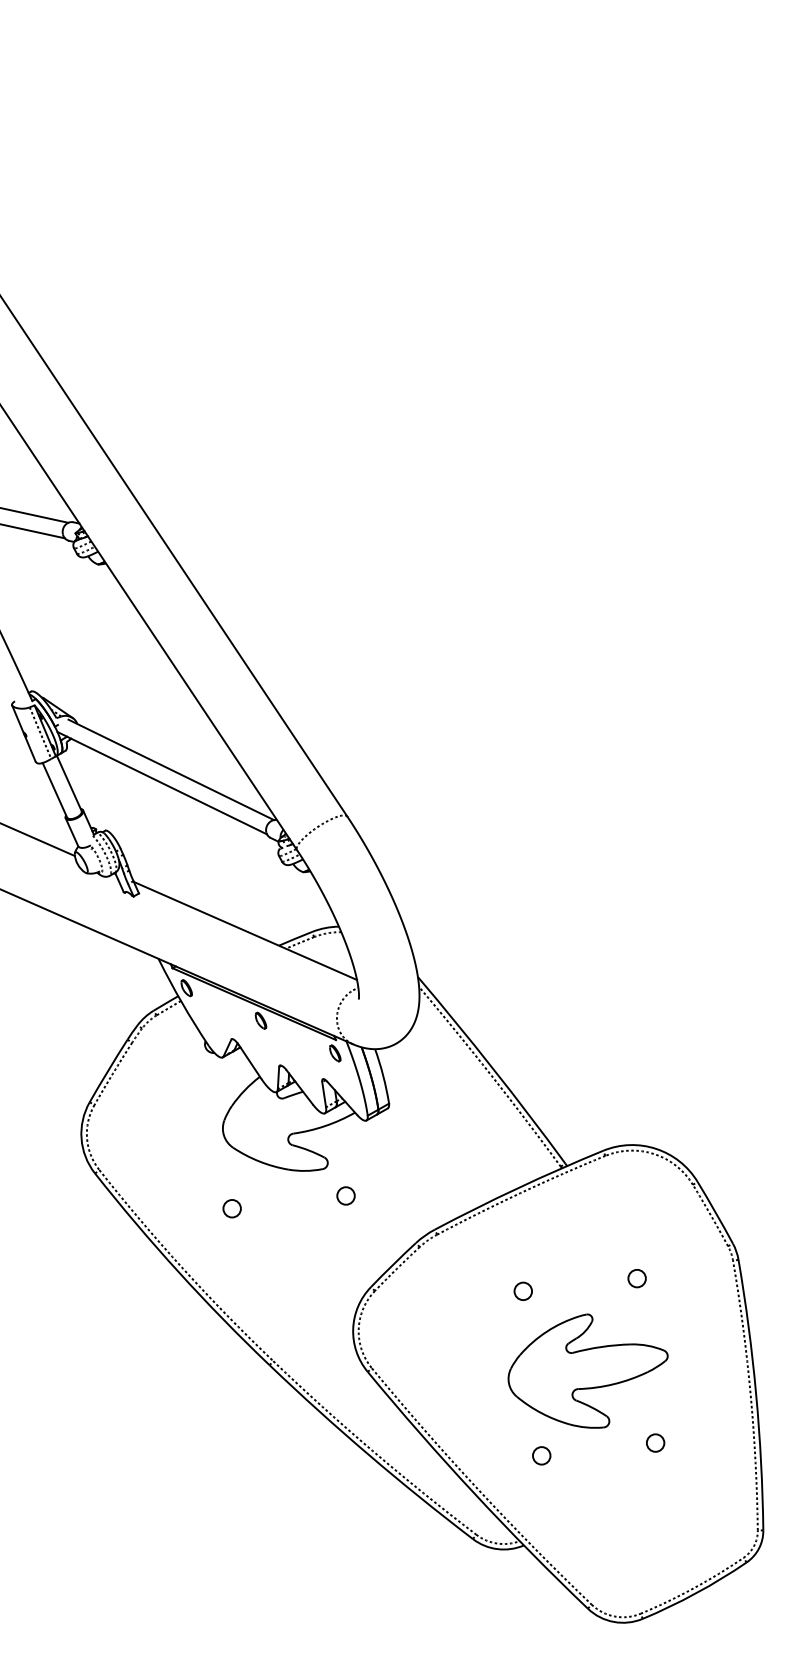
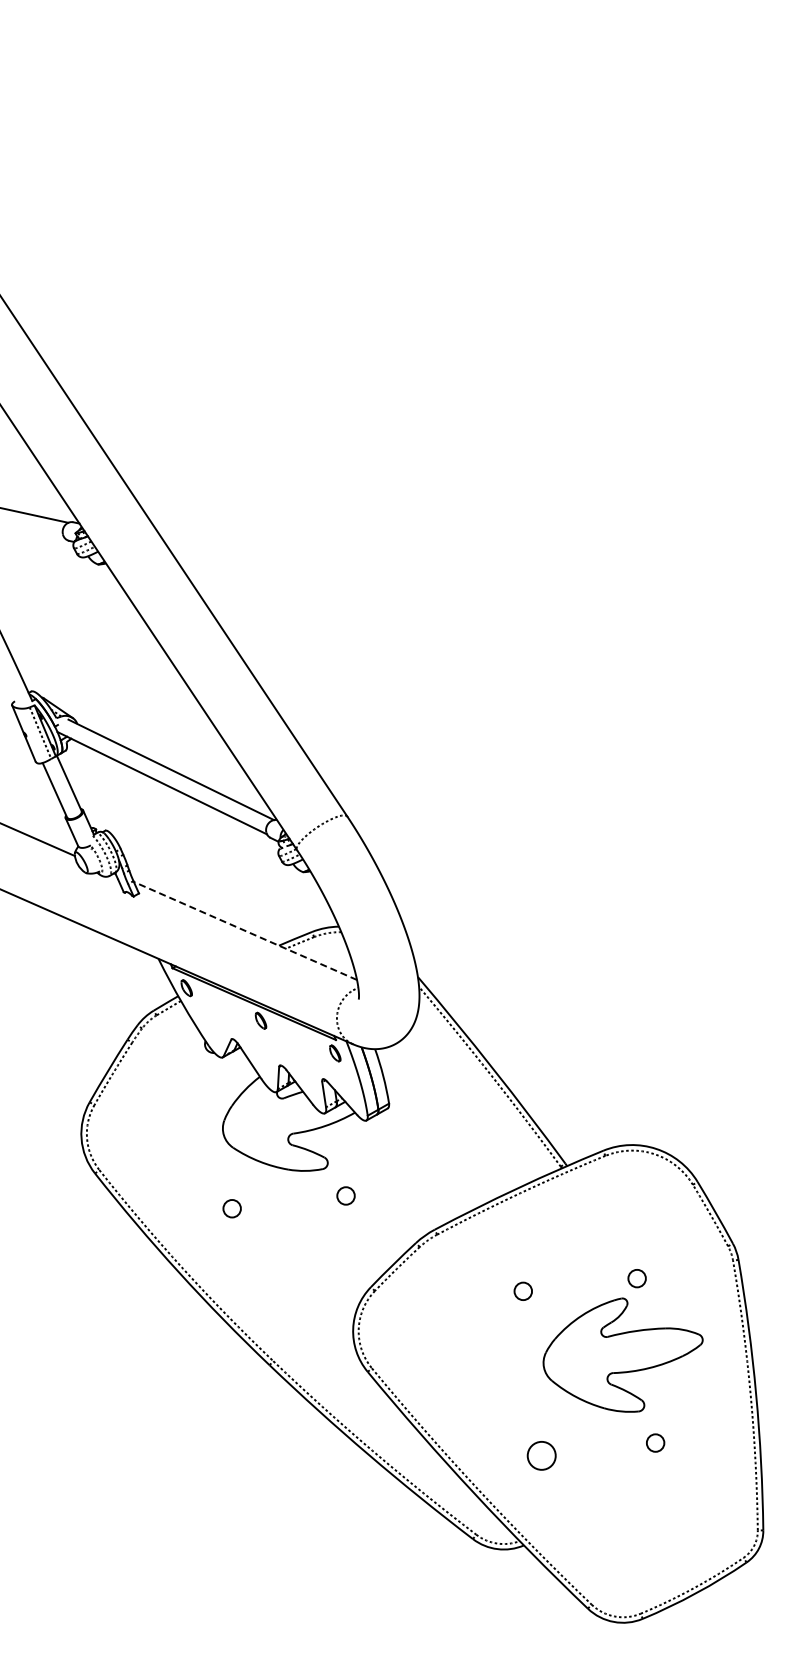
line: present -> none (33, 531)
line: solid -> dashed (245, 930)
part position: (587, 1370) -> (622, 1354) (622, 1354)
circle diameter: 18 px -> 28 px (541, 1455)
